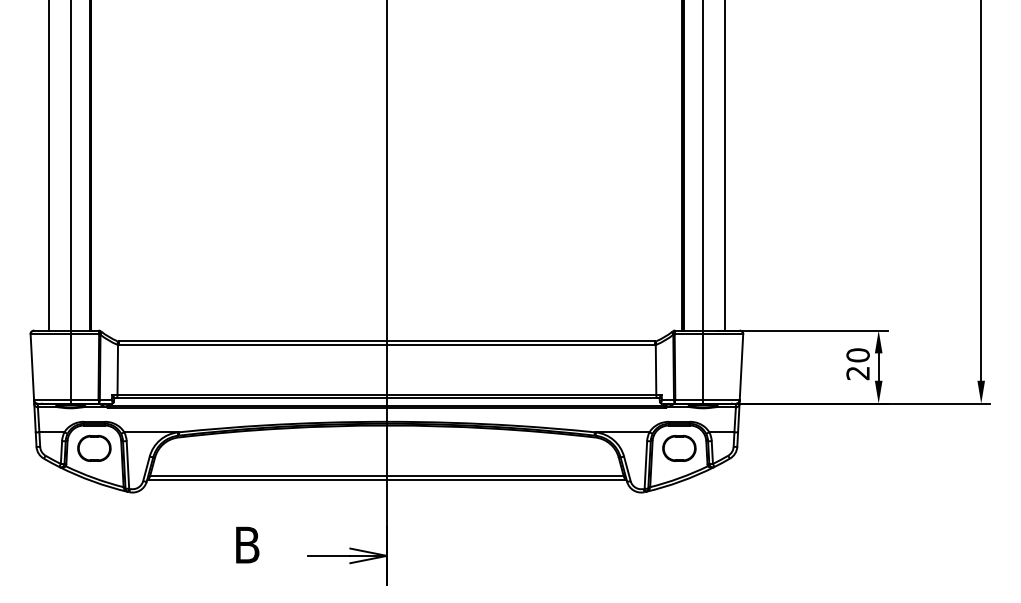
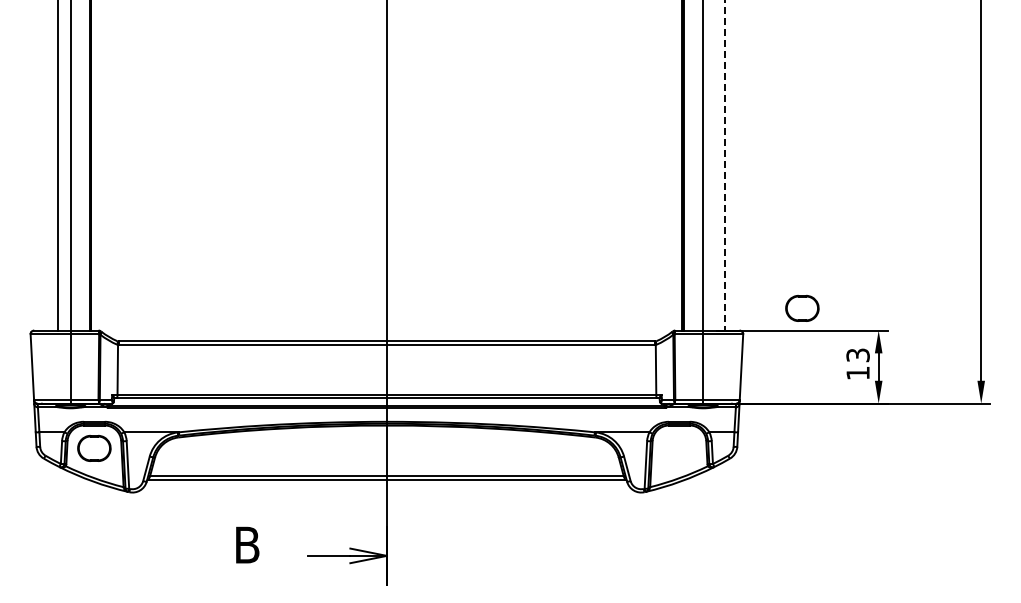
line: solid -> dashed (725, 165)
line position: (48, 166) -> (57, 166) (57, 166)
text: 20 -> 13 (857, 364)
part position: (679, 447) -> (802, 307) (802, 307)
